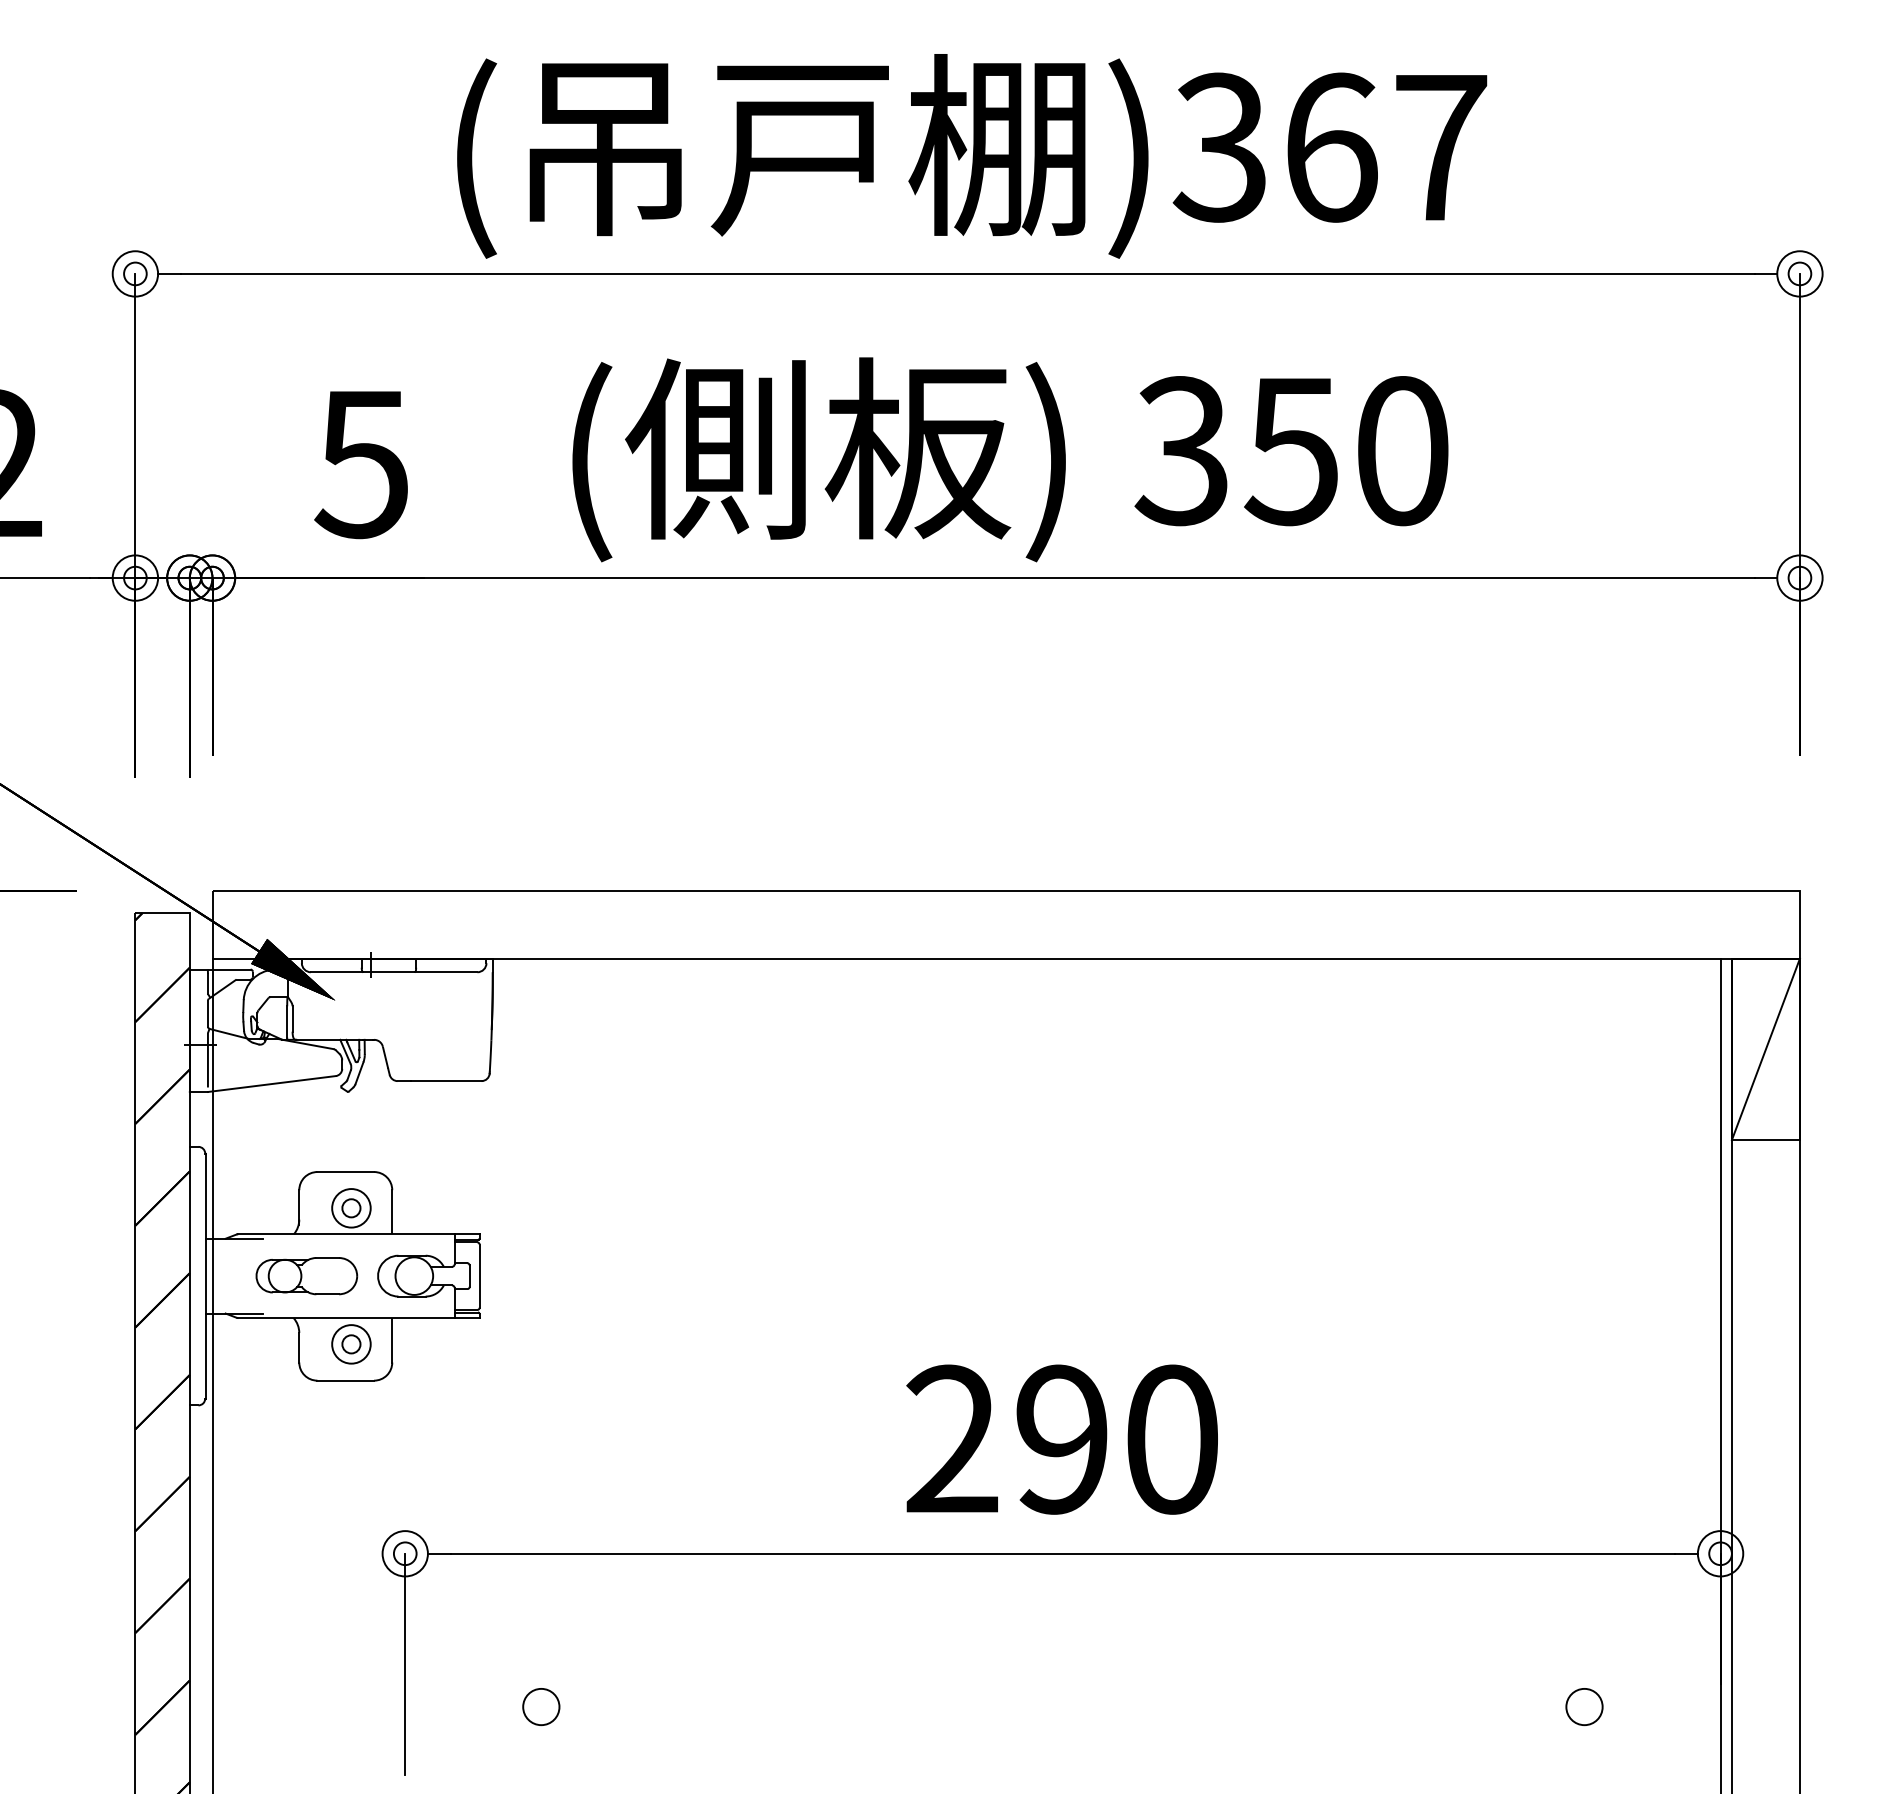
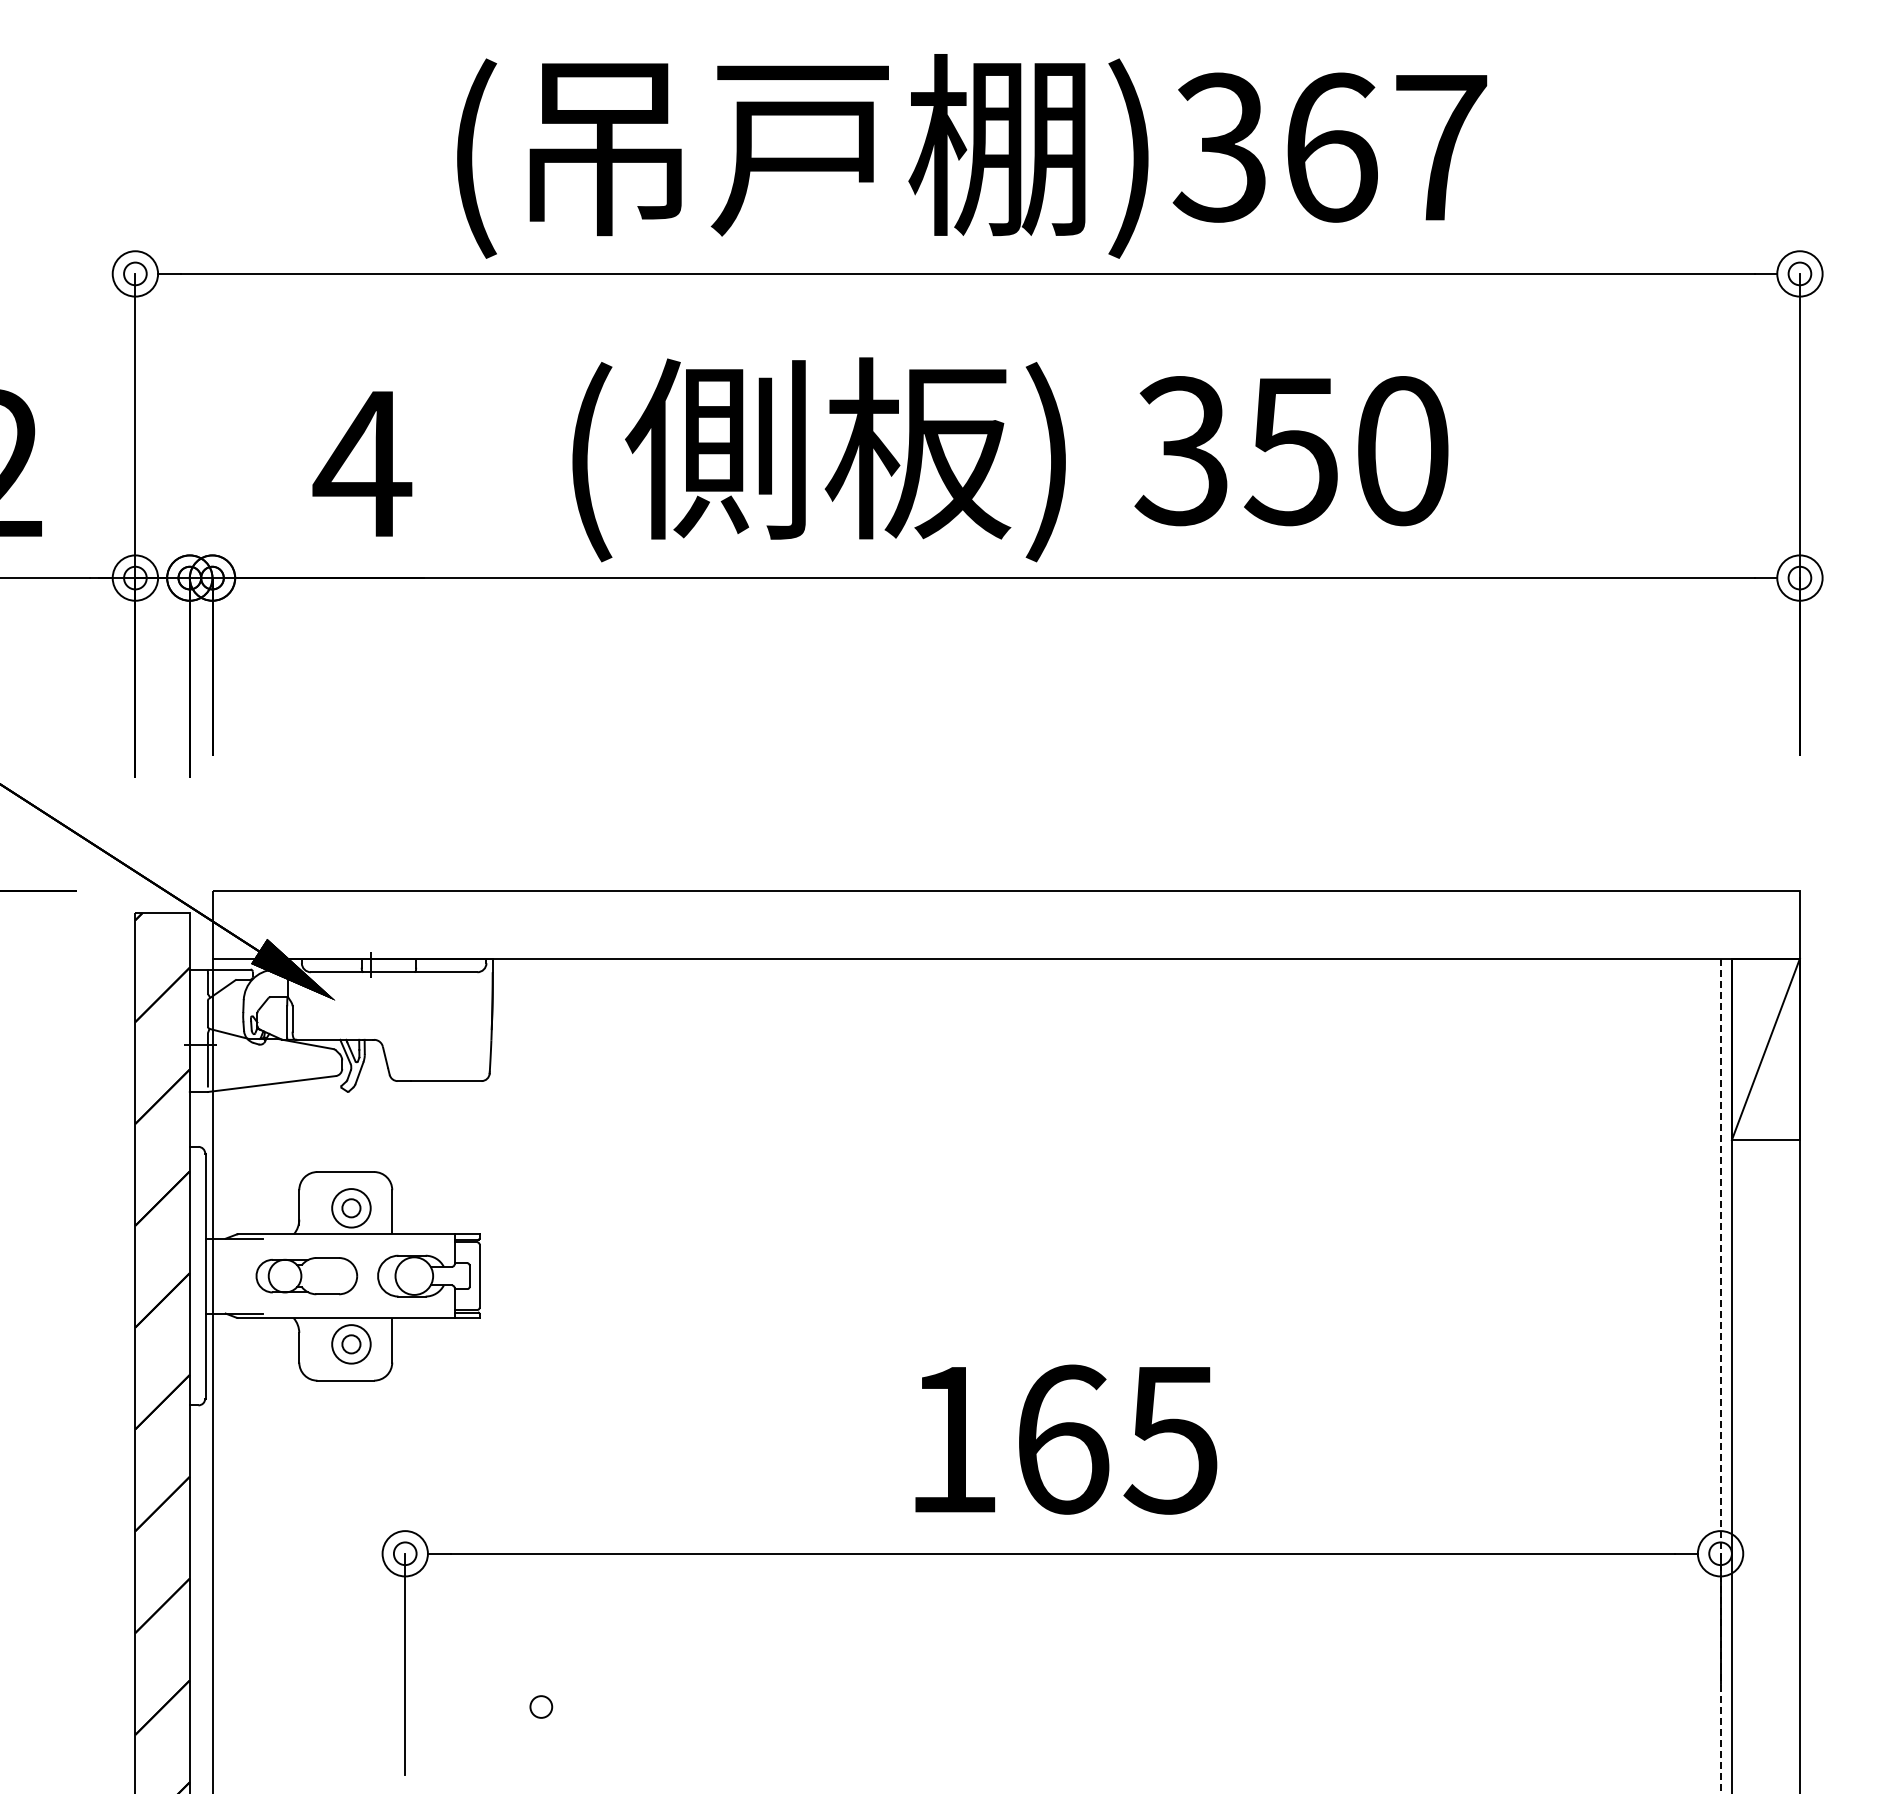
text: 5 -> 4 (362, 465)
line: solid -> dashed (1720, 1376)
text: 290 -> 165 (1061, 1439)
circle diameter: 36 px -> 22 px (541, 1706)
circle: present -> none (1584, 1706)
